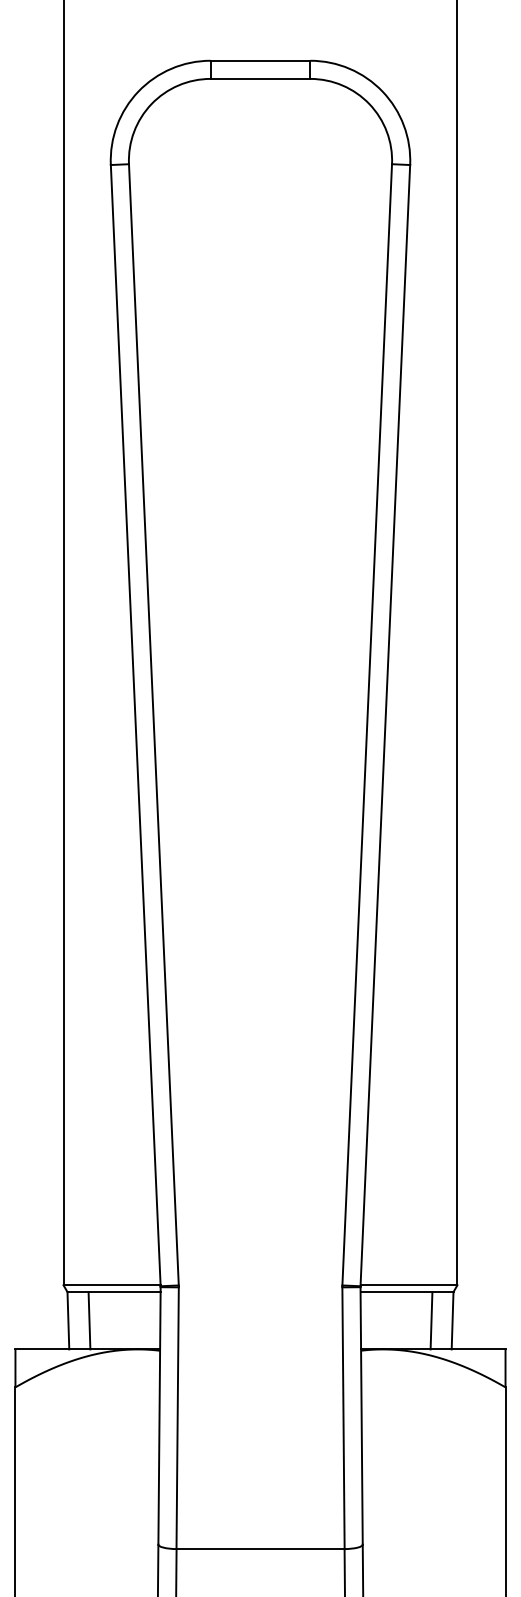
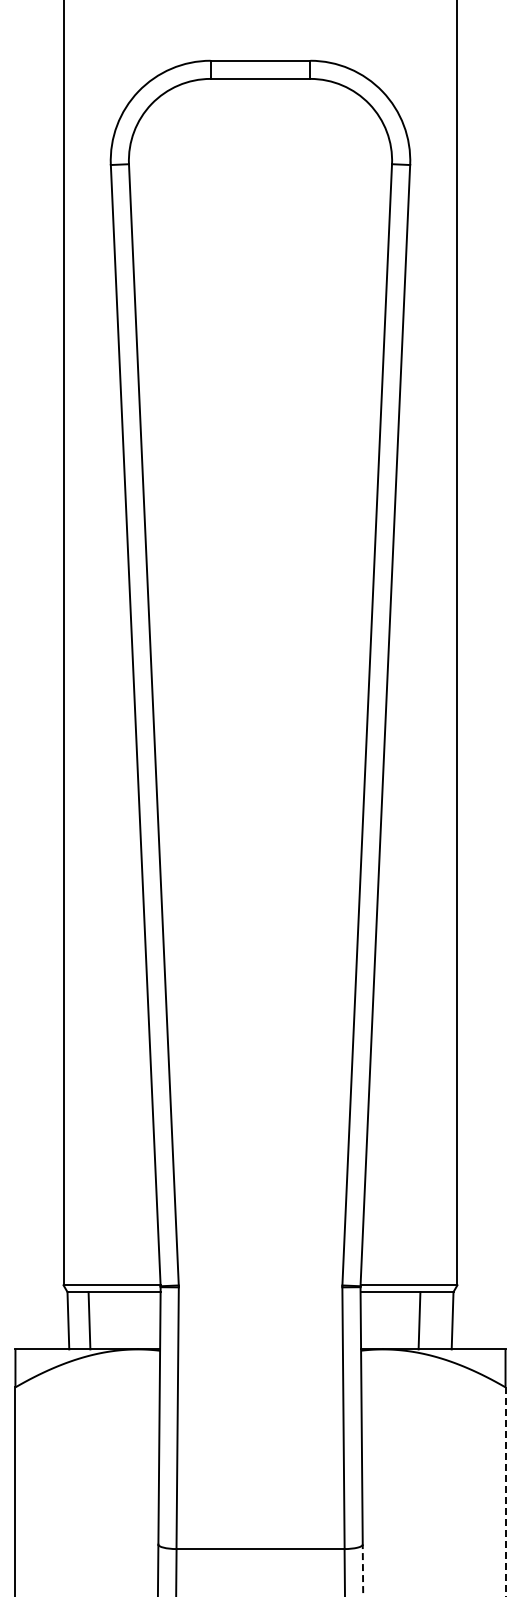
line position: (431, 1320) -> (419, 1320) (419, 1320)
line: solid -> dashed (505, 1491)
line: solid -> dashed (362, 1570)
